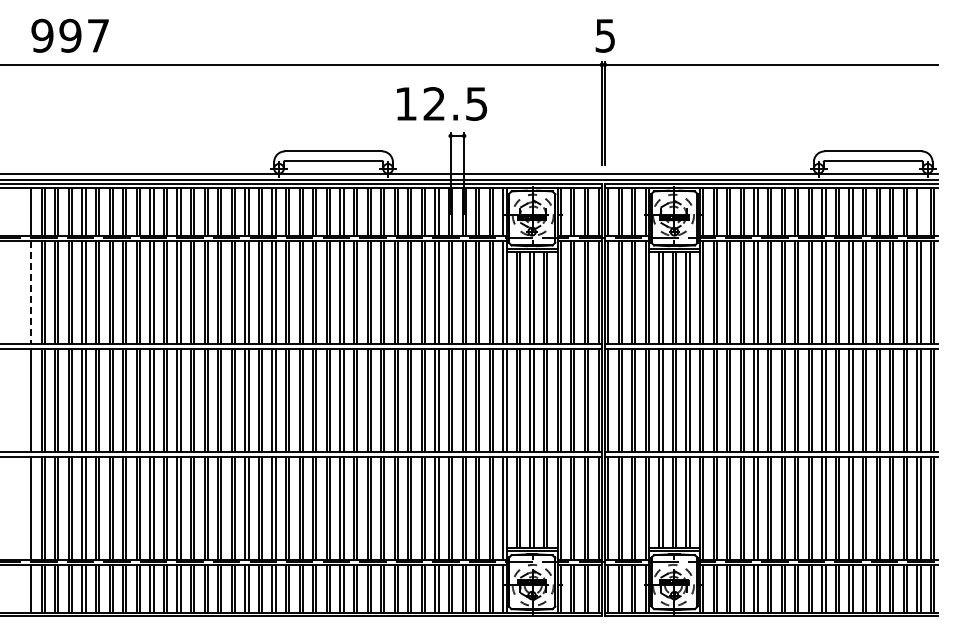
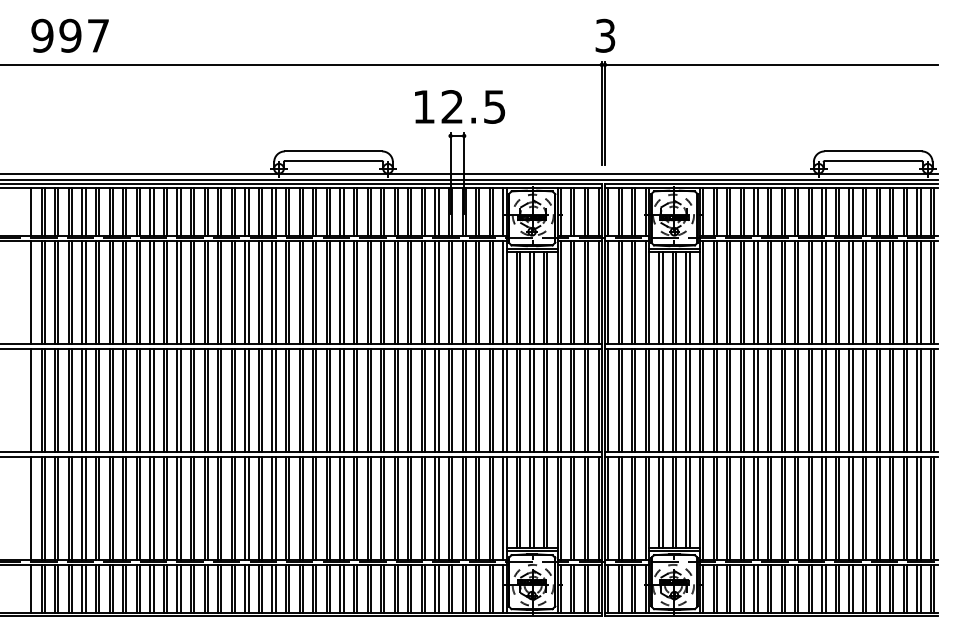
text: 5 -> 3 (605, 35)
text position: (442, 103) -> (460, 106) (460, 106)
line: none -> present (920, 211)
line: dashed -> solid (31, 292)
